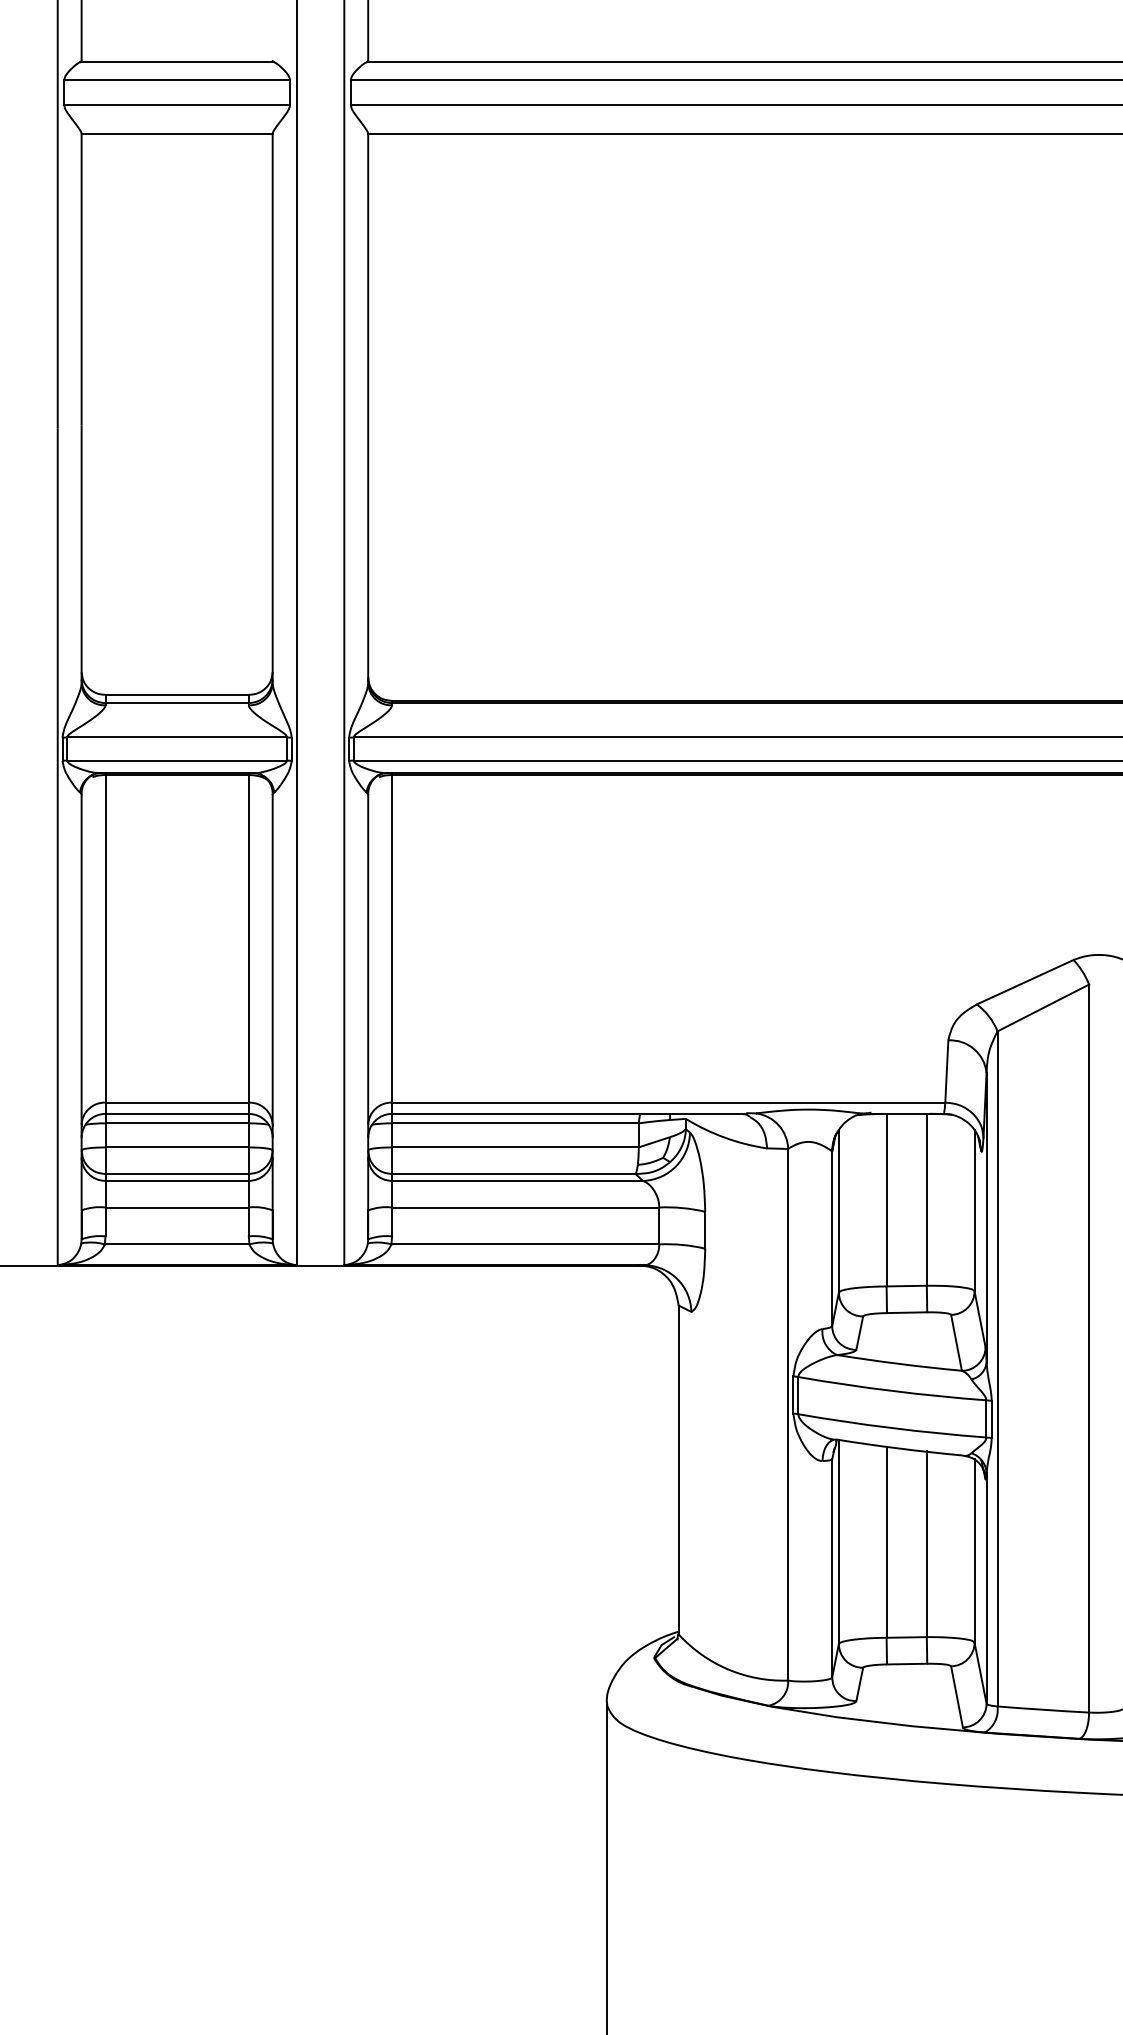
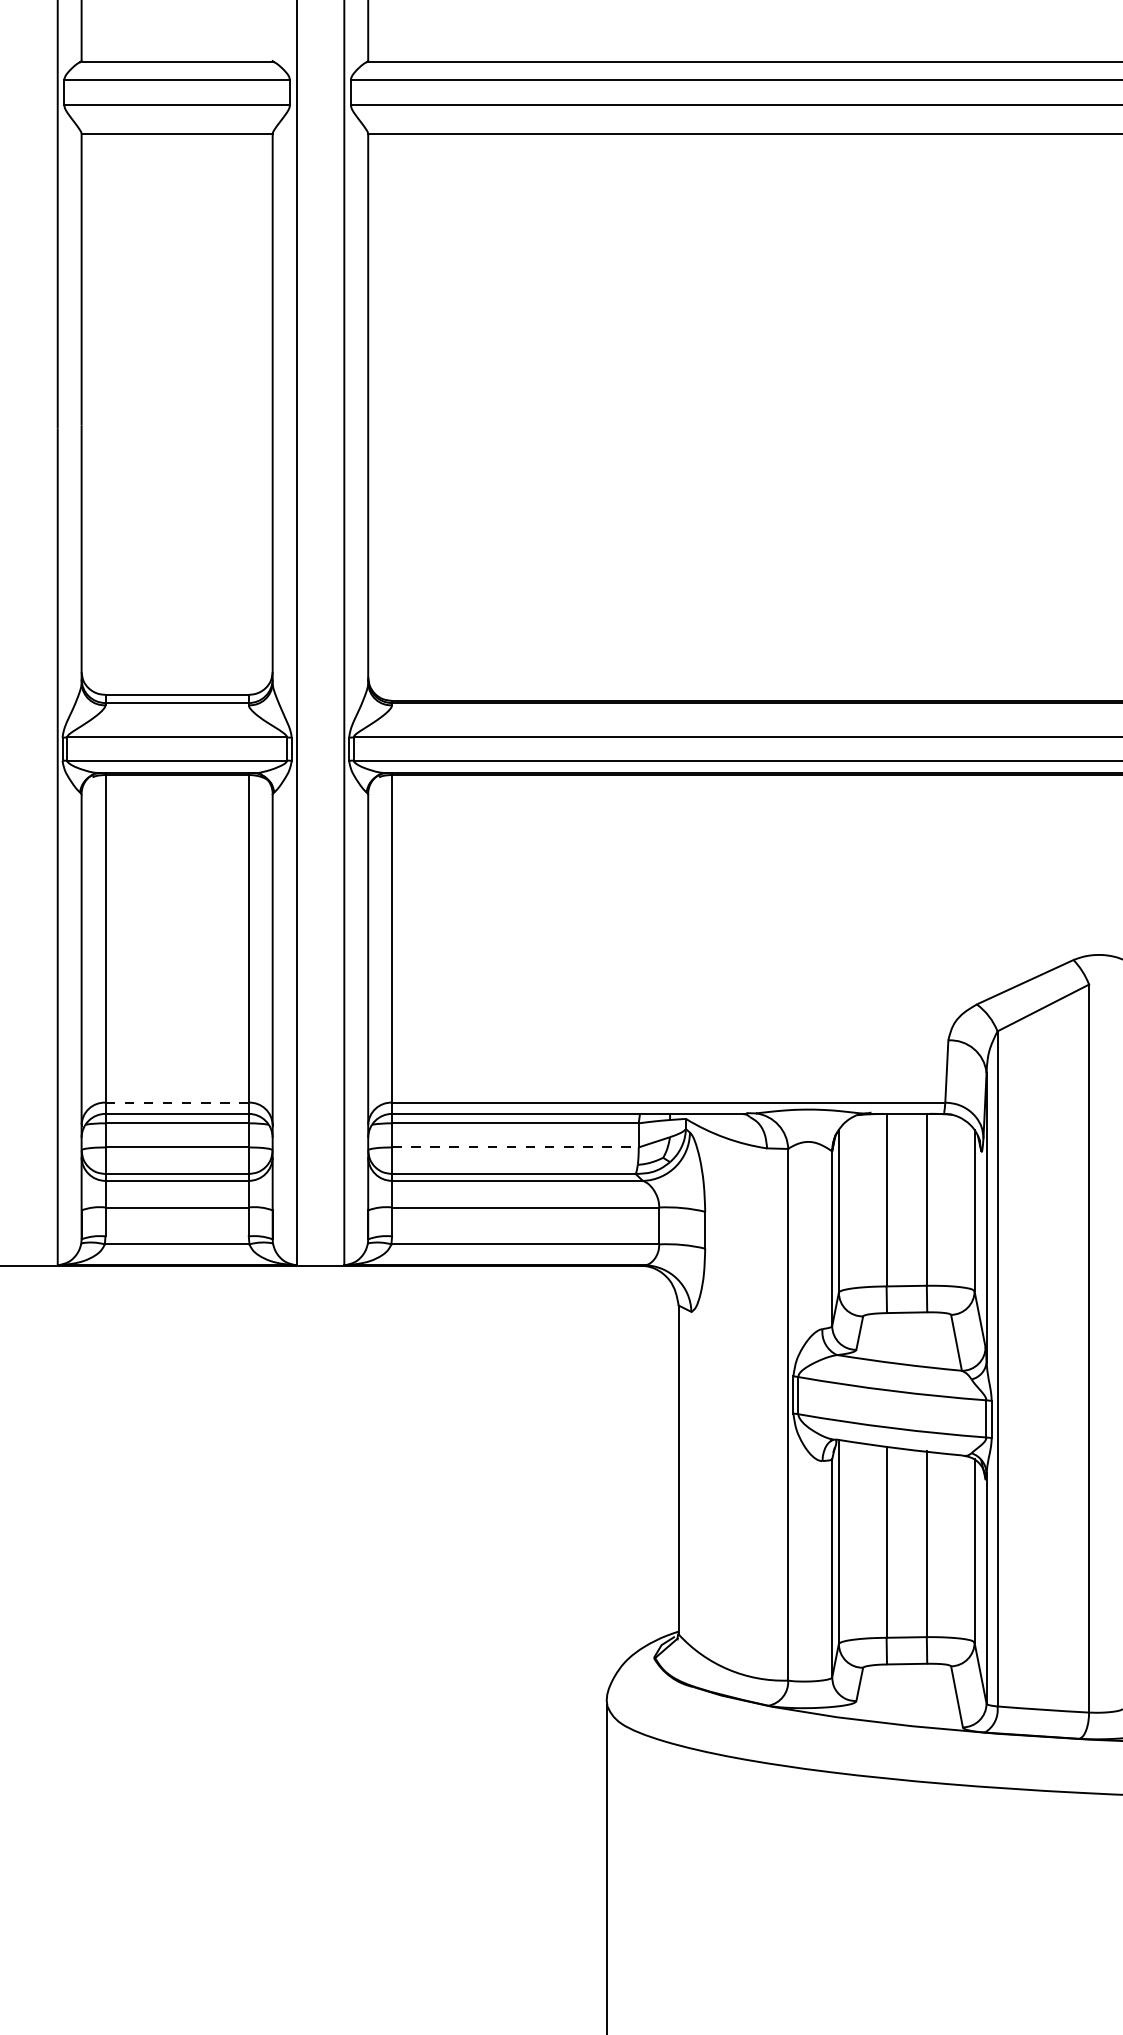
line: solid -> dashed (177, 1102)
line: solid -> dashed (515, 1147)
